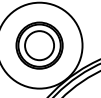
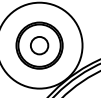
circle diameter: 29 px -> 17 px (39, 45)
